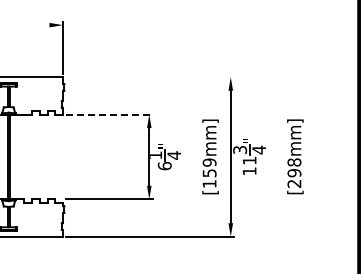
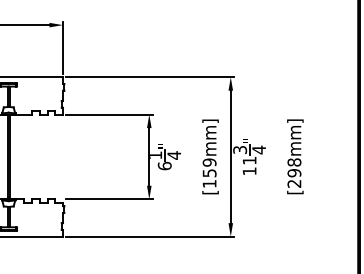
line: none -> present (25, 25)
line: none -> present (150, 77)
line: dashed -> solid (110, 114)
